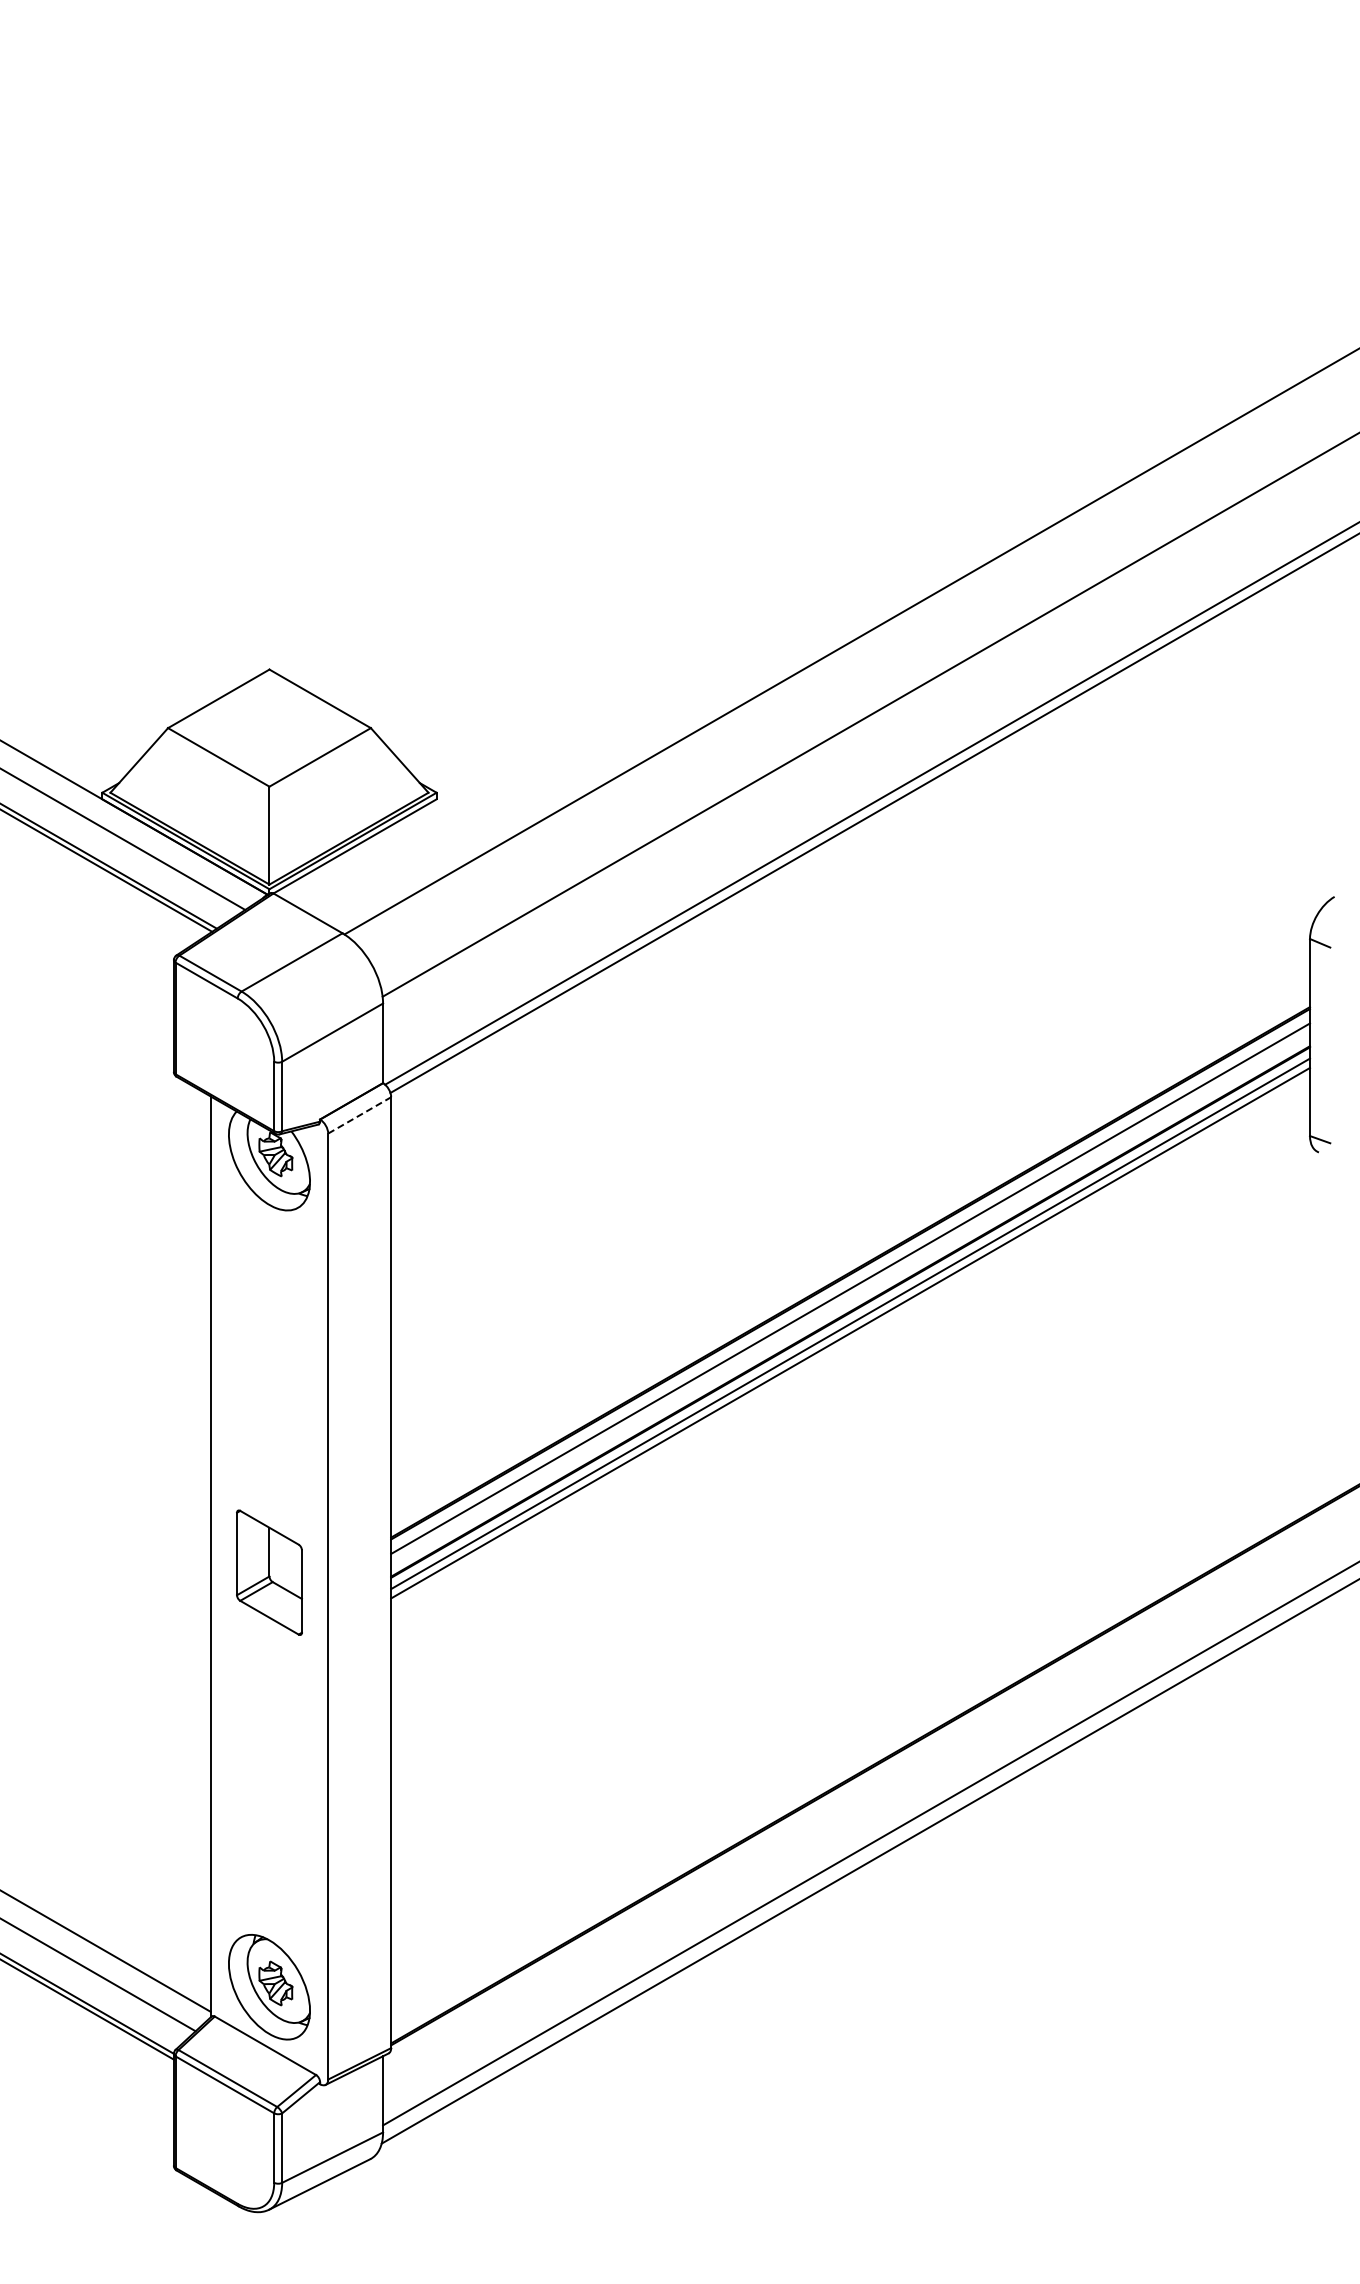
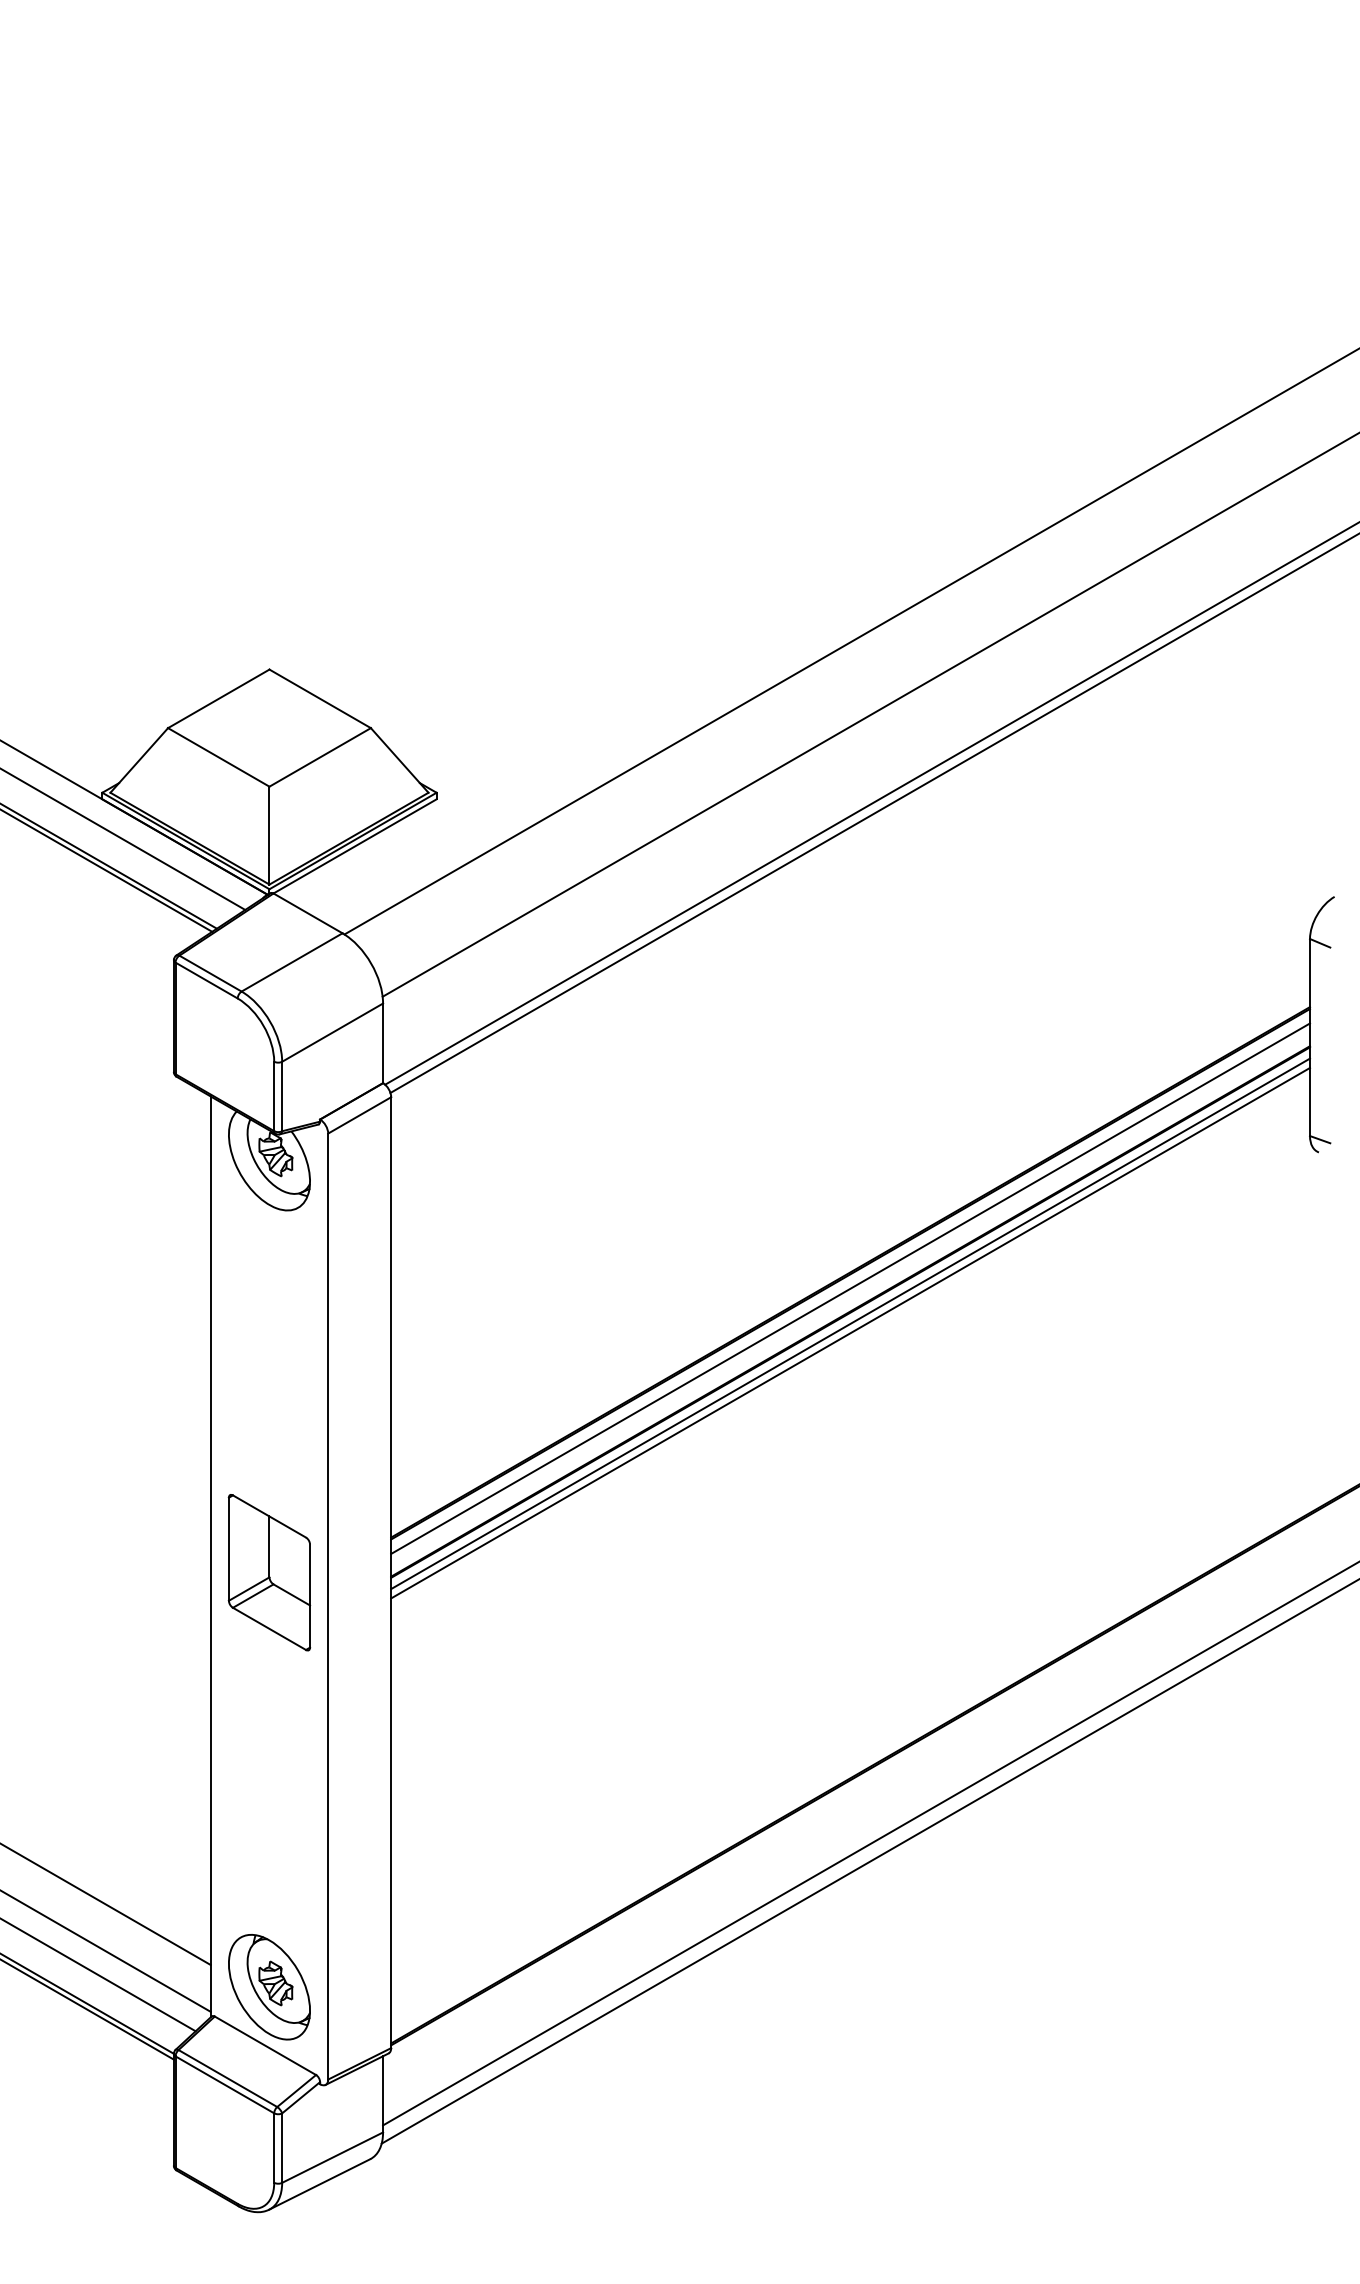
line: dashed -> solid (360, 1115)
part size: 67x127 px -> 85x158 px (269, 1572)
line: none -> present (106, 1904)
